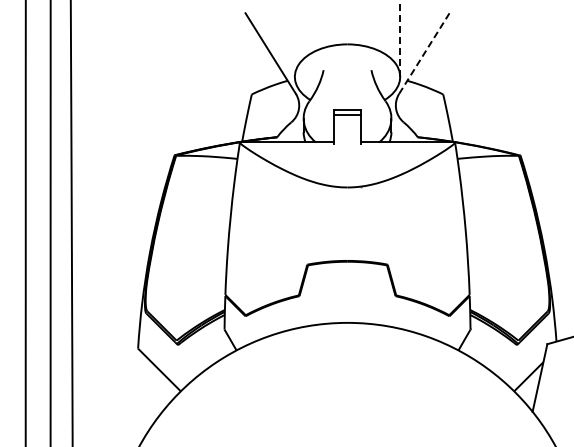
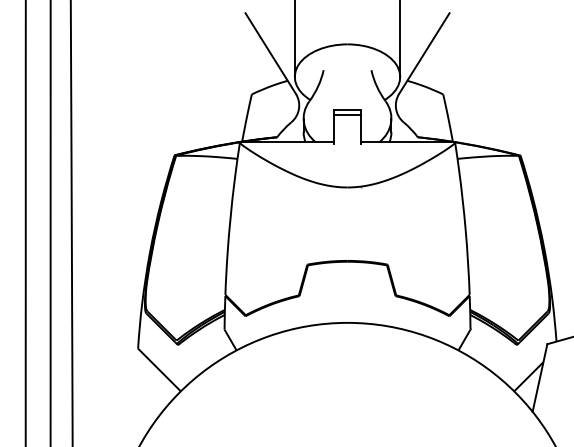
line: dashed -> solid (400, 38)
line: none -> present (294, 39)
line: dashed -> solid (424, 53)
